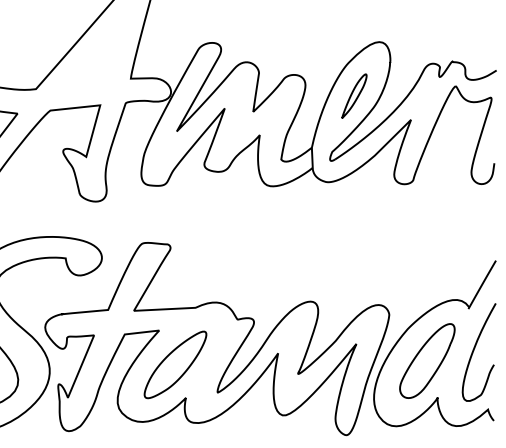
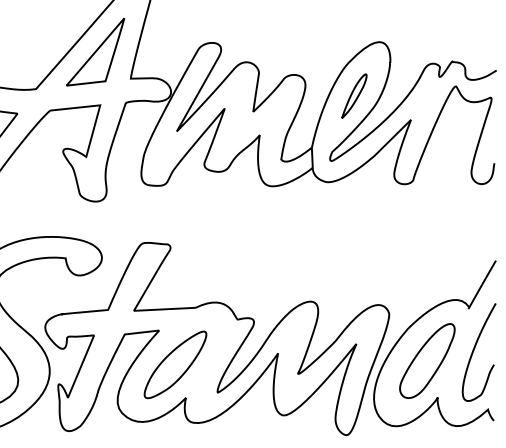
part: none -> present (95, 52)
